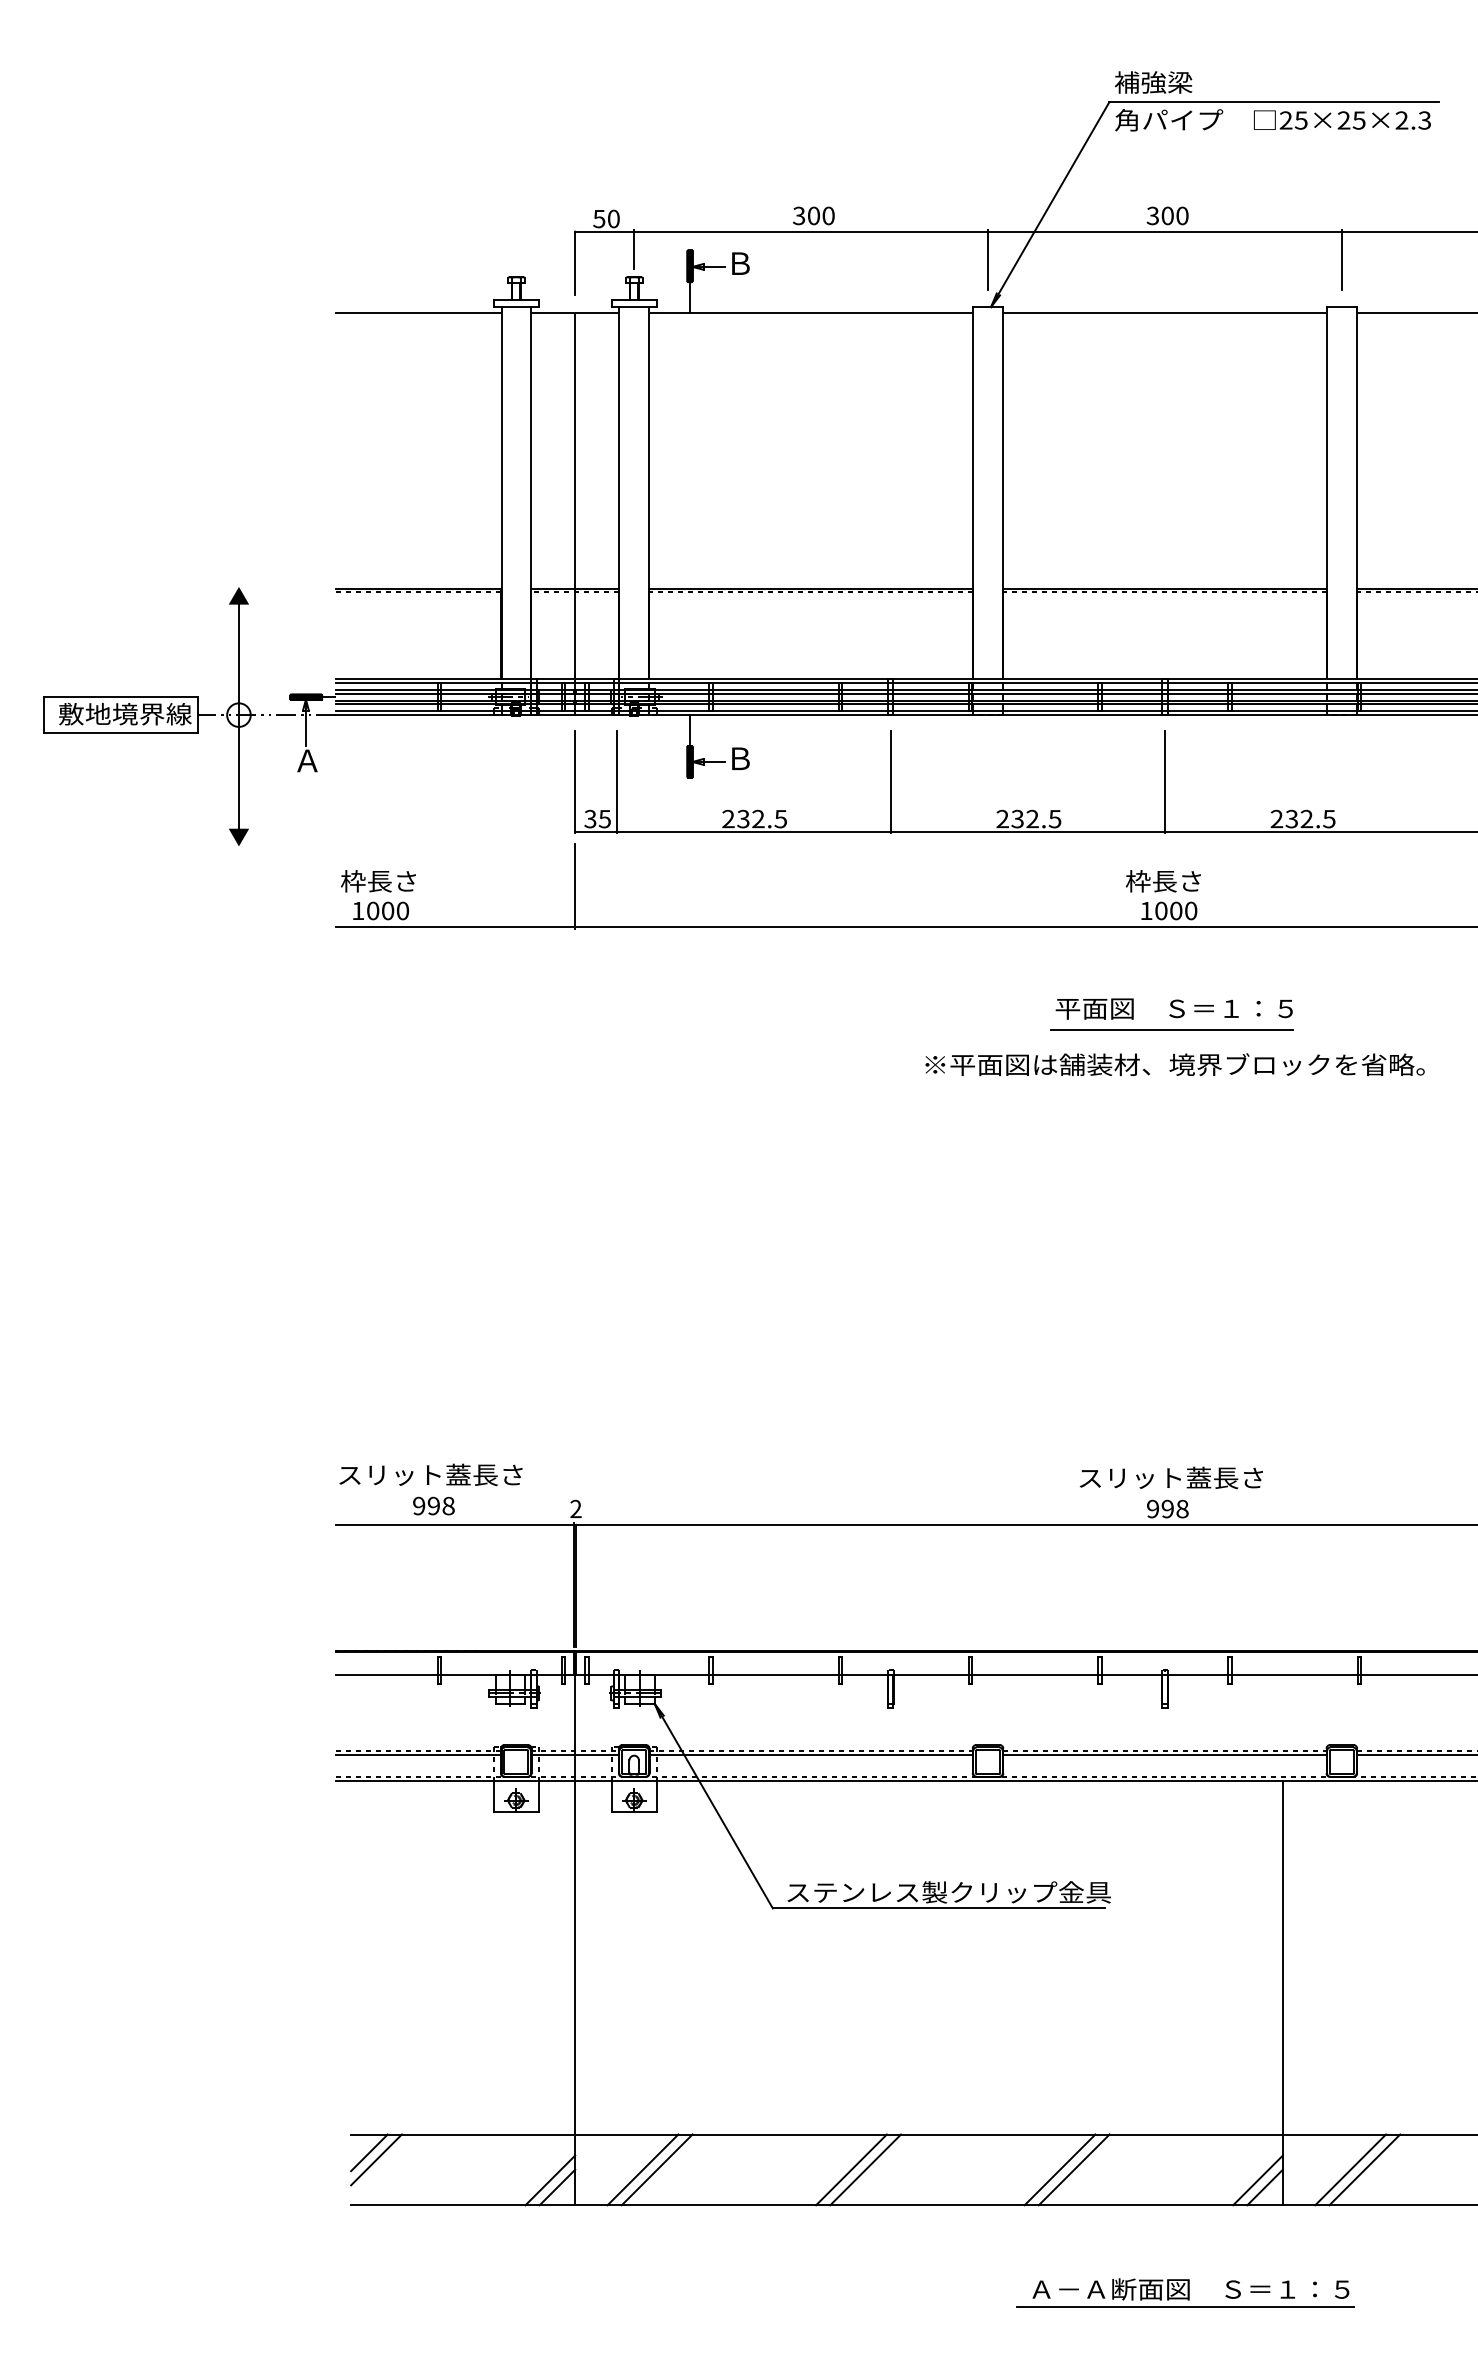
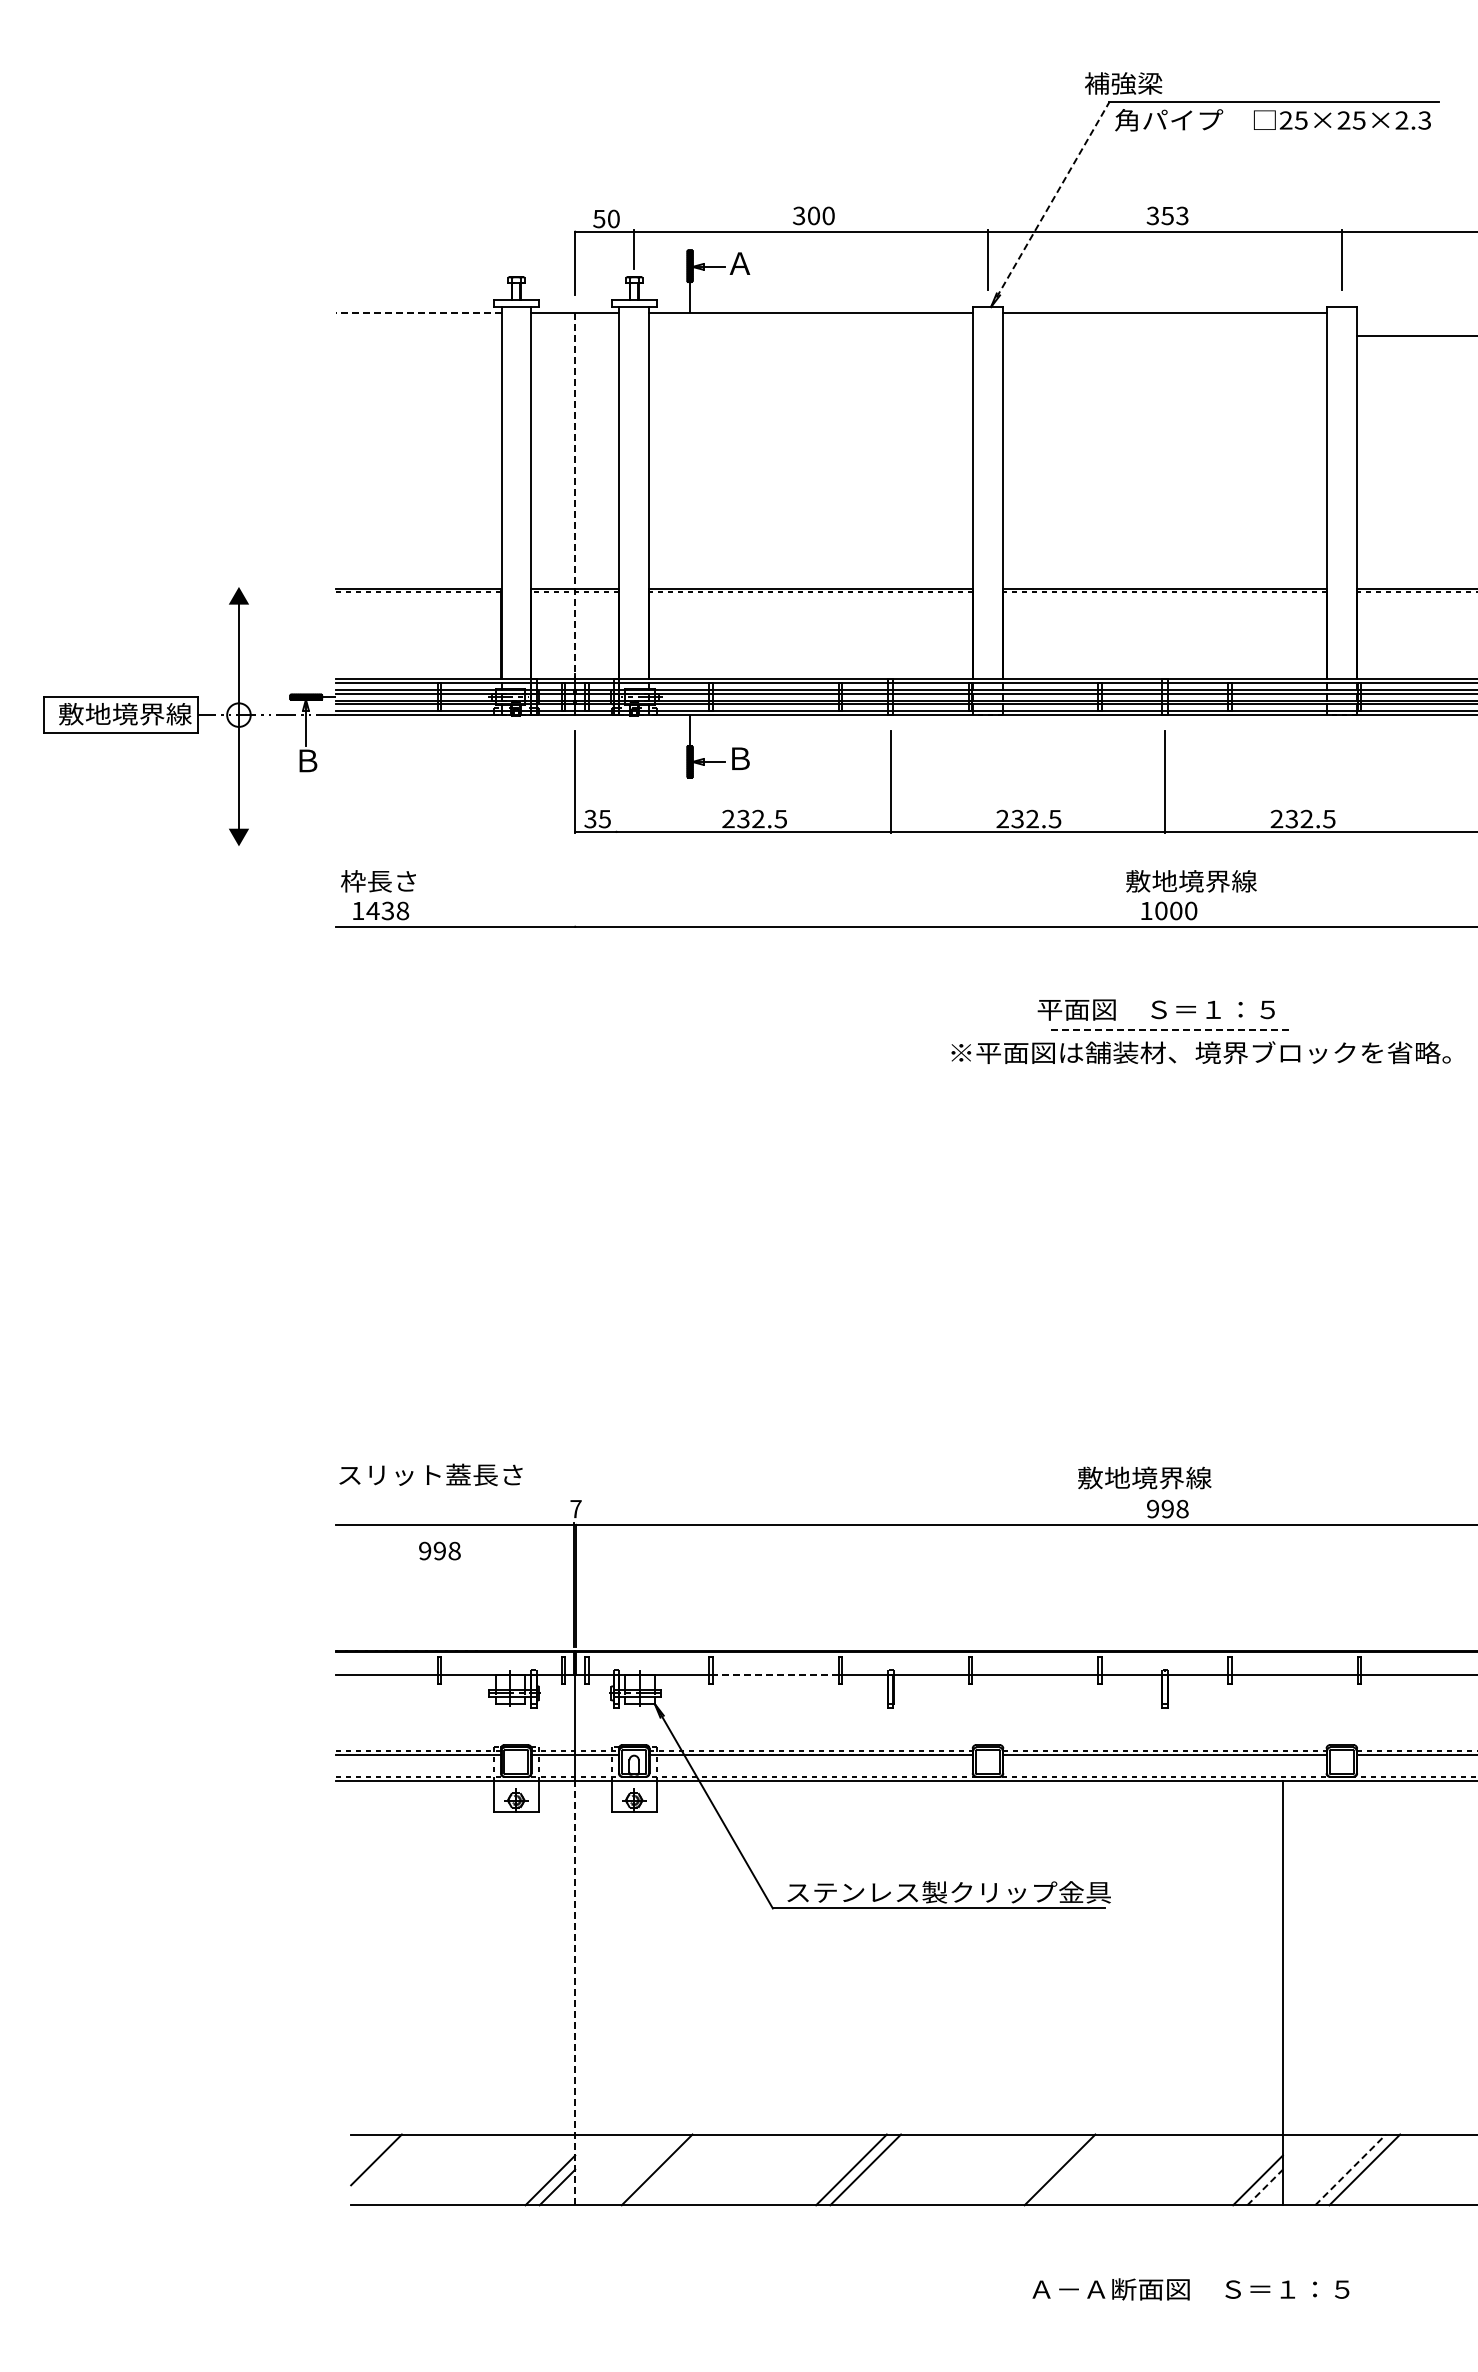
text position: (1153, 82) -> (1123, 83) (1123, 83)
line: solid -> dashed (1050, 204)
text: 300 -> 353 (1174, 215)
text: Ｂ -> Ａ (739, 263)
line: solid -> dashed (418, 312)
line position: (1415, 312) -> (1415, 335) (1415, 335)
line: solid -> dashed (575, 498)
text: Ａ -> Ｂ (307, 760)
line: present -> none (616, 781)
text: 枠長さ -> 敷地境界線 (1190, 881)
line: present -> none (575, 885)
text: 1000 -> 1438 (387, 910)
text position: (1173, 1008) -> (1155, 1009) (1155, 1009)
line: solid -> dashed (1172, 1030)
text position: (1174, 1064) -> (1200, 1052) (1200, 1052)
text: スリット蓋長さ -> 敷地境界線 (1170, 1477)
text position: (433, 1505) -> (439, 1550) (439, 1550)
text: 2 -> 7 (575, 1508)
line: solid -> dashed (775, 1674)
line: solid -> dashed (575, 1992)
line: present -> none (369, 2152)
line: present -> none (642, 2169)
line: present -> none (1073, 2169)
line: solid -> dashed (1350, 2169)
line: solid -> dashed (1265, 2187)
line: present -> none (1185, 2306)
